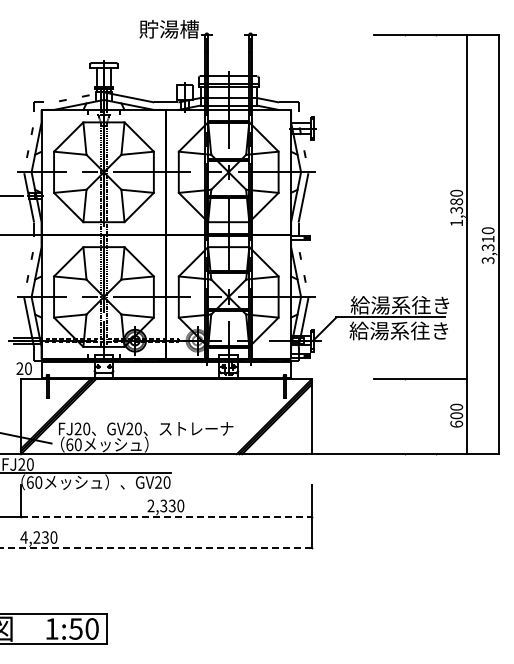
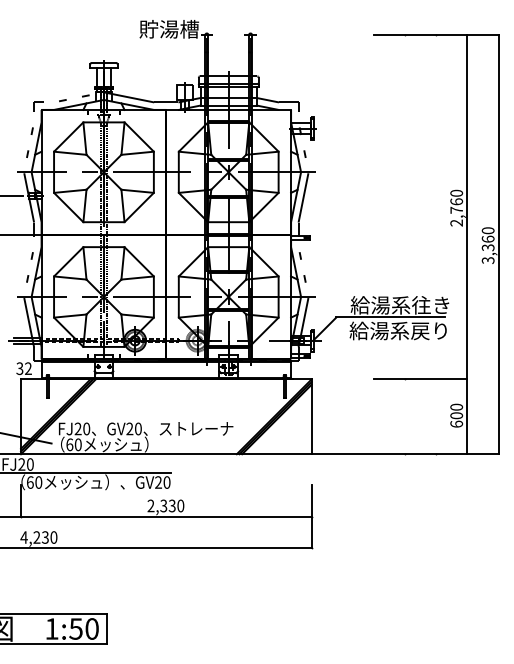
text: 1,380 -> 2,760 (456, 212)
text: 3,310 -> 3,360 (487, 238)
text: 給湯系往き -> 給湯系戻り (428, 330)
text: 20 -> 32 (23, 368)
line: dashed -> solid (166, 516)
line: dashed -> solid (155, 547)
